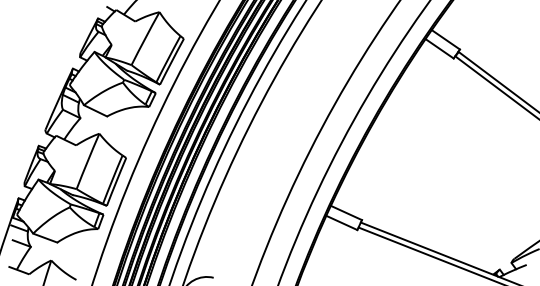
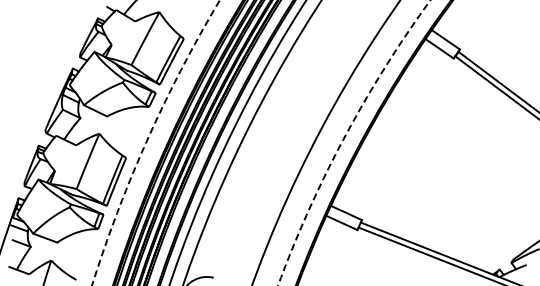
arc: solid -> dashed (344, 137)
arc: solid -> dashed (148, 138)
